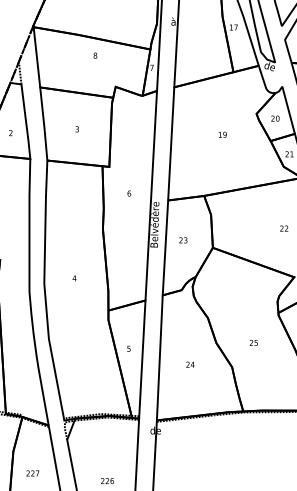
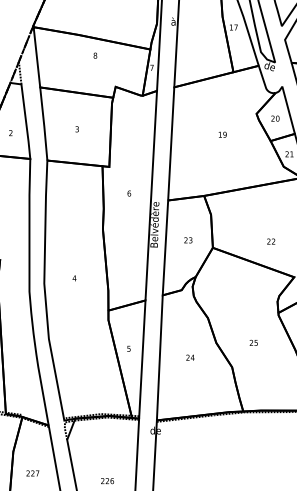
text position: (284, 228) -> (271, 241) (271, 241)
text position: (183, 240) -> (188, 240) (188, 240)
text position: (190, 364) -> (190, 357) (190, 357)
